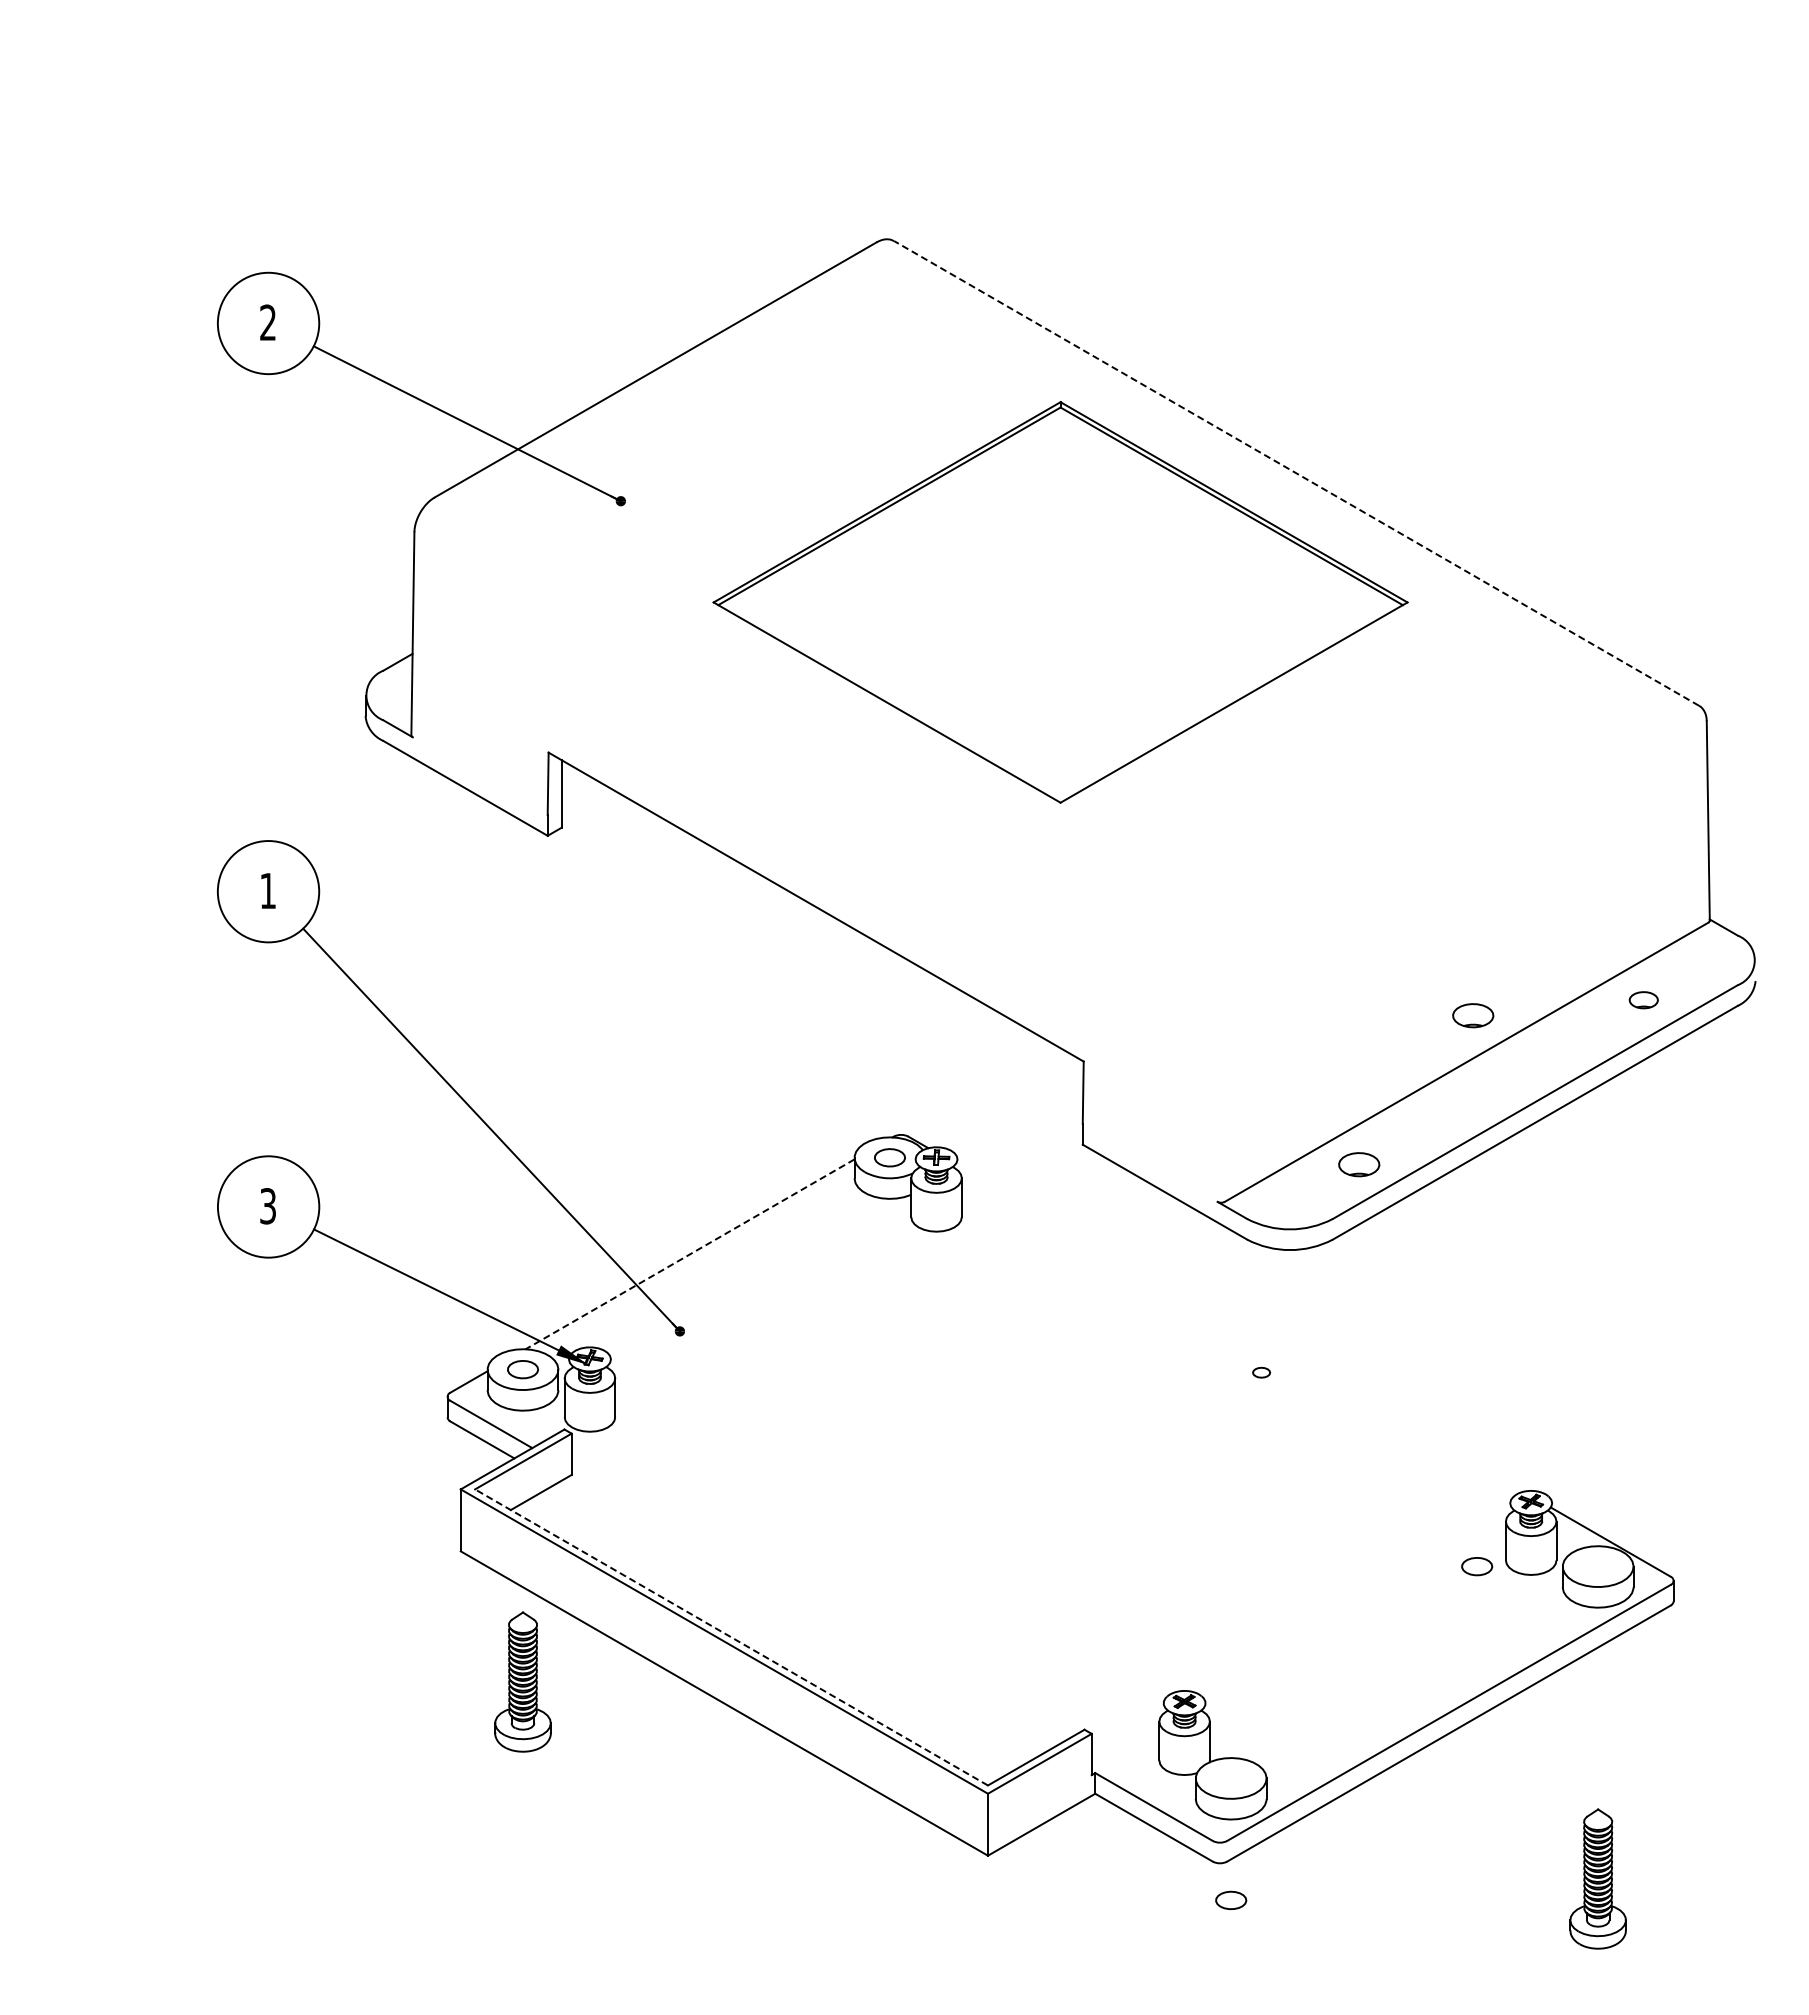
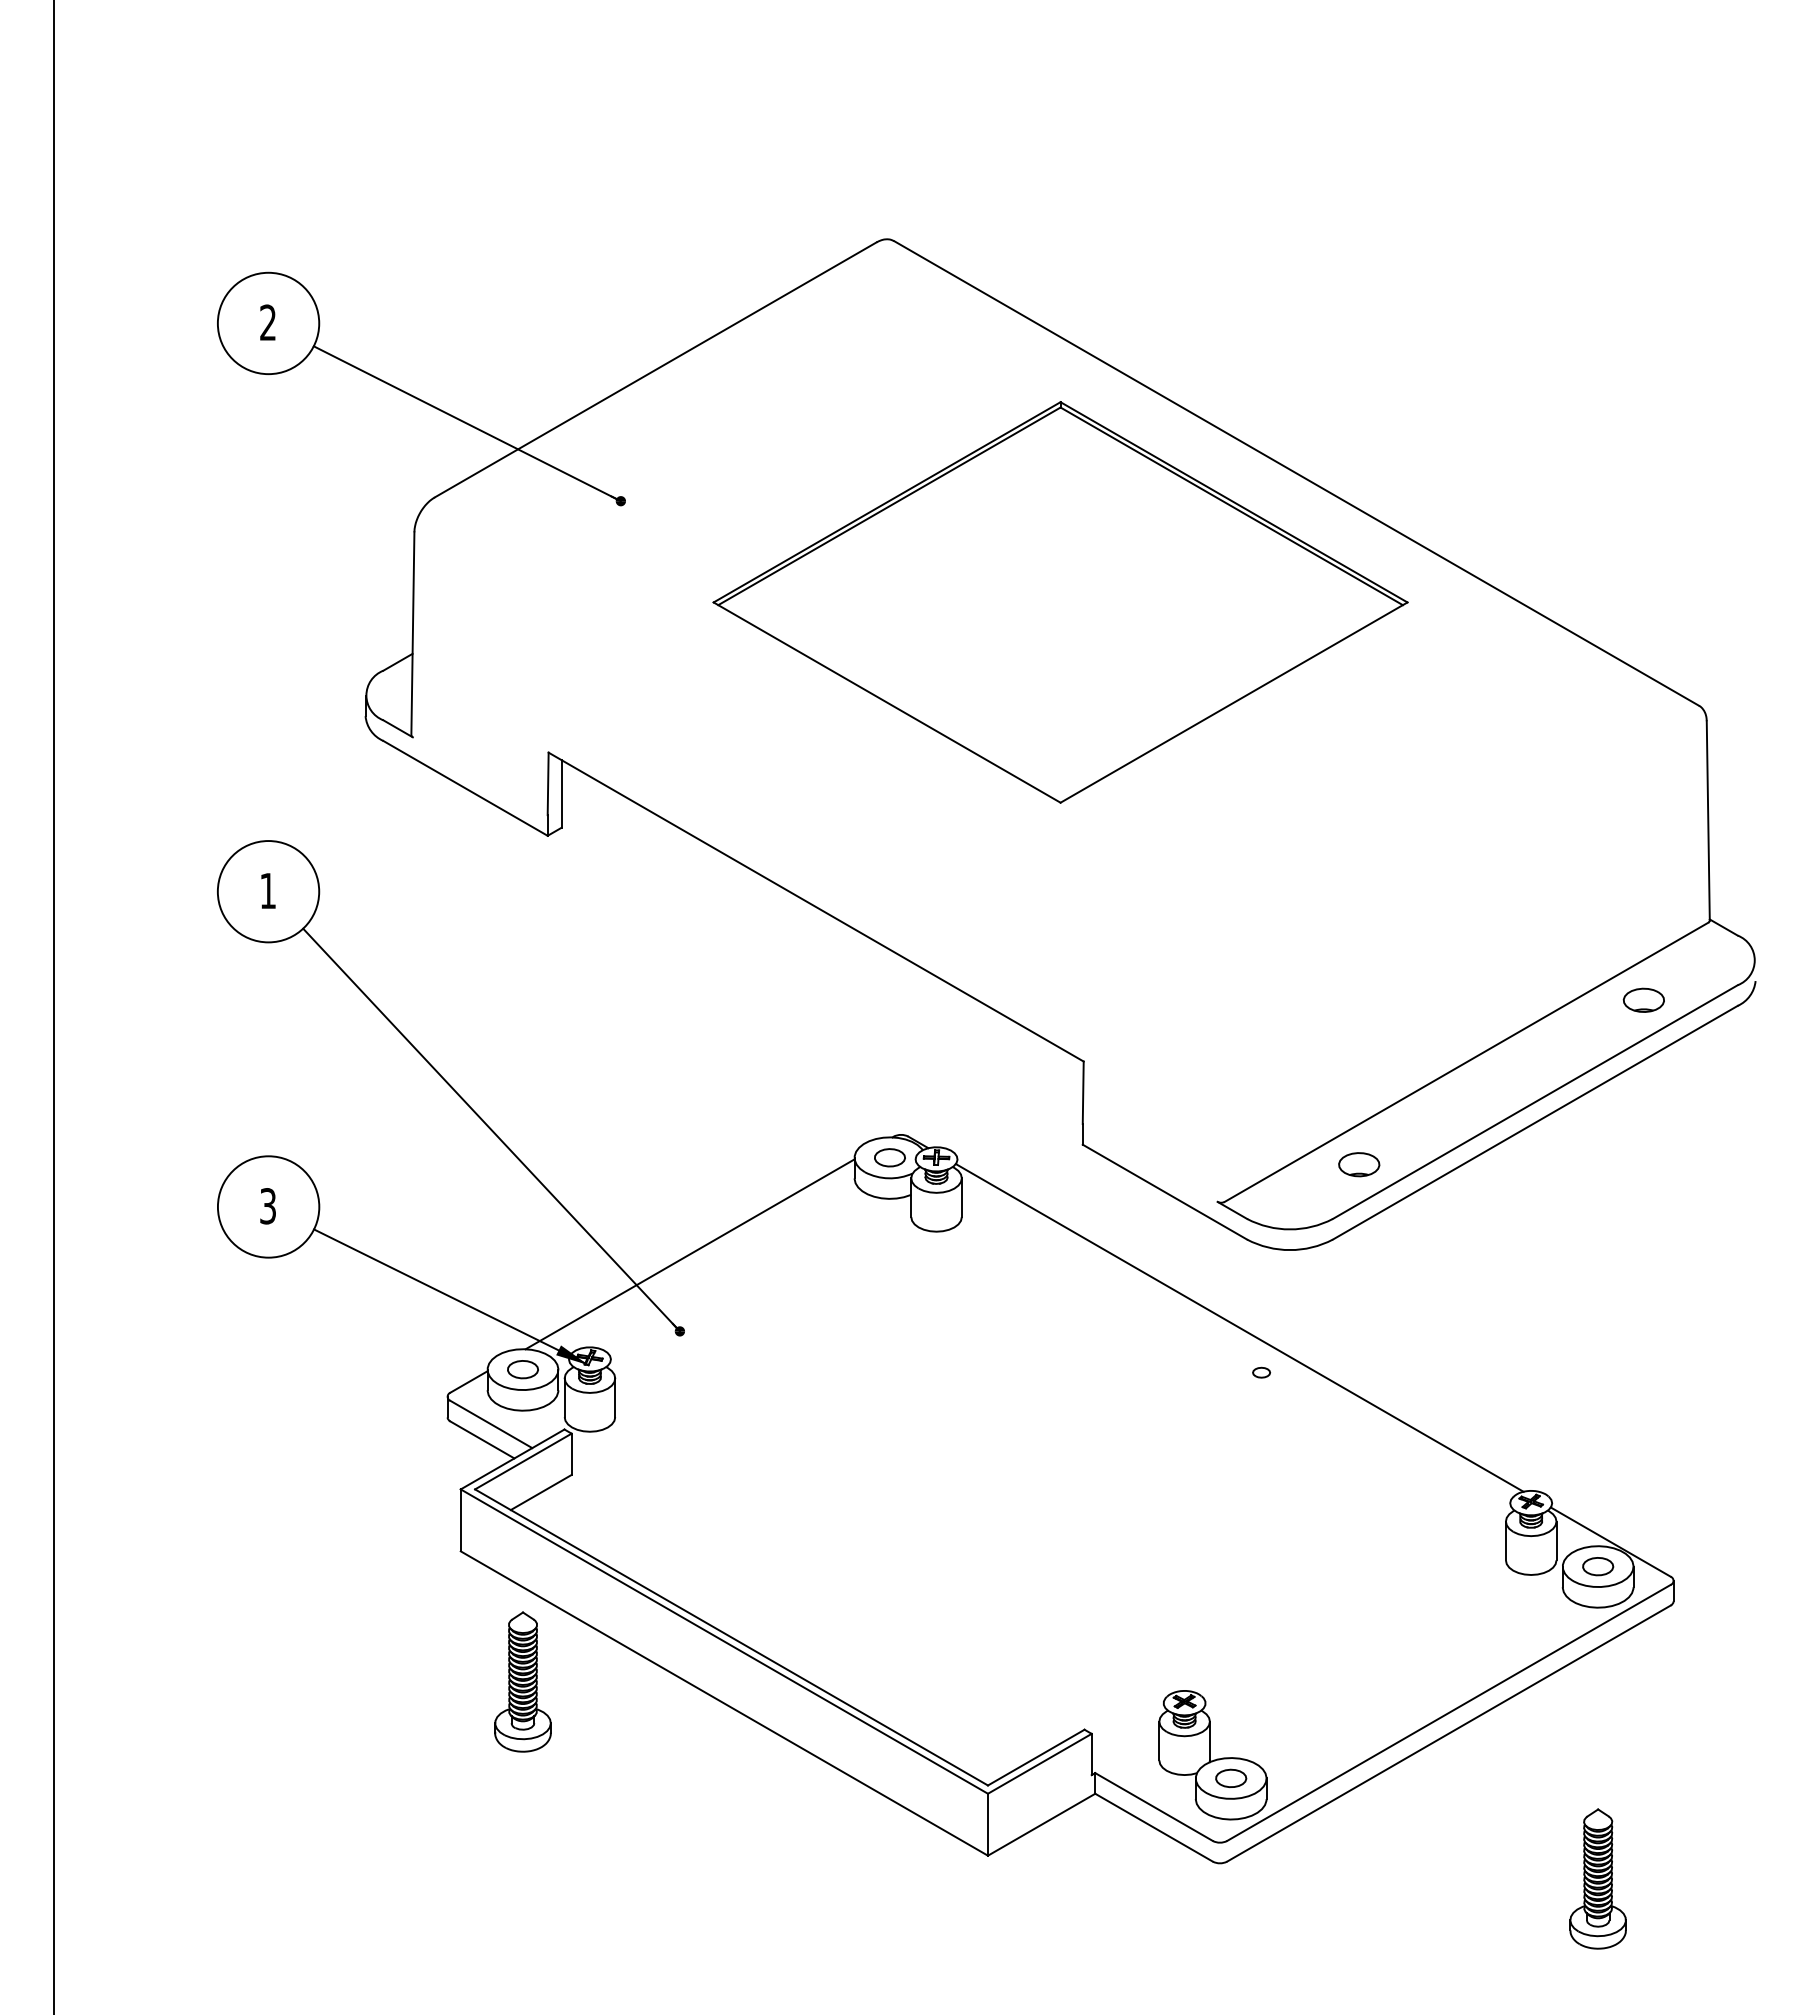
line: dashed -> solid (1296, 473)
part size: 31x19 px -> 43x26 px (1643, 999)
line: none -> present (54, 1006)
part: present -> none (1473, 1015)
line: dashed -> solid (690, 1254)
line: none -> present (1239, 1327)
part position: (1477, 1566) -> (1598, 1566) (1598, 1566)
line: dashed -> solid (731, 1637)
part position: (1231, 1899) -> (1231, 1777) (1231, 1777)
